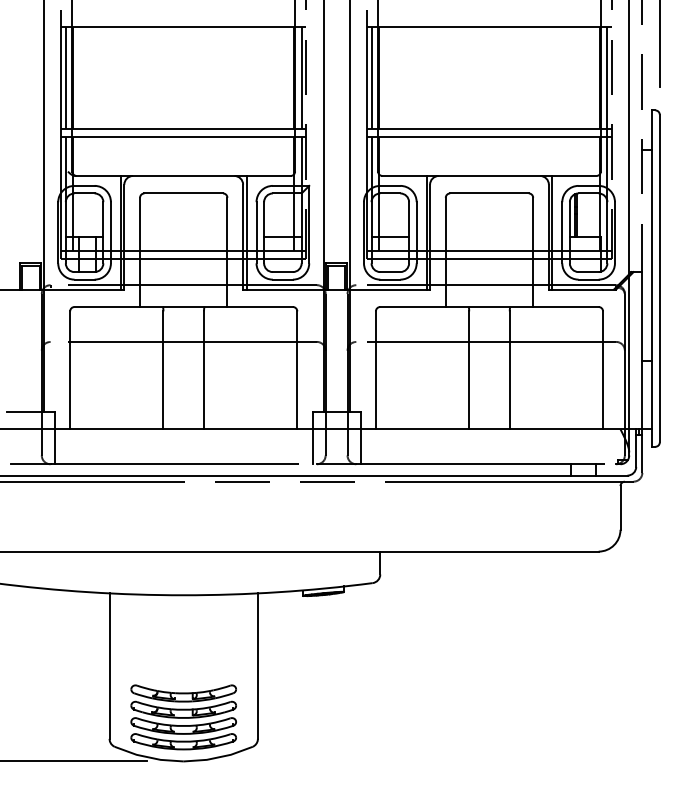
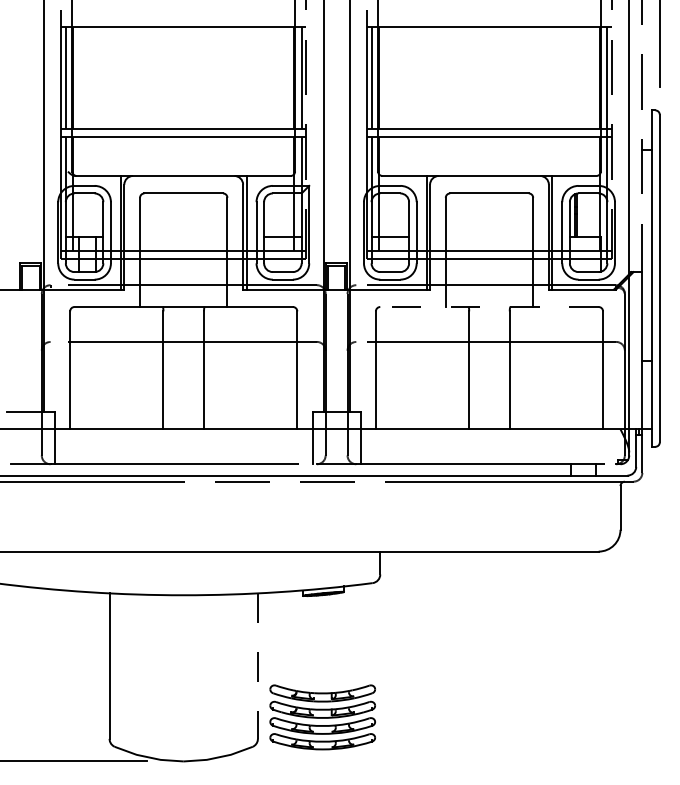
line: solid -> dashed (488, 307)
line: solid -> dashed (257, 665)
part position: (183, 717) -> (322, 717) (322, 717)
